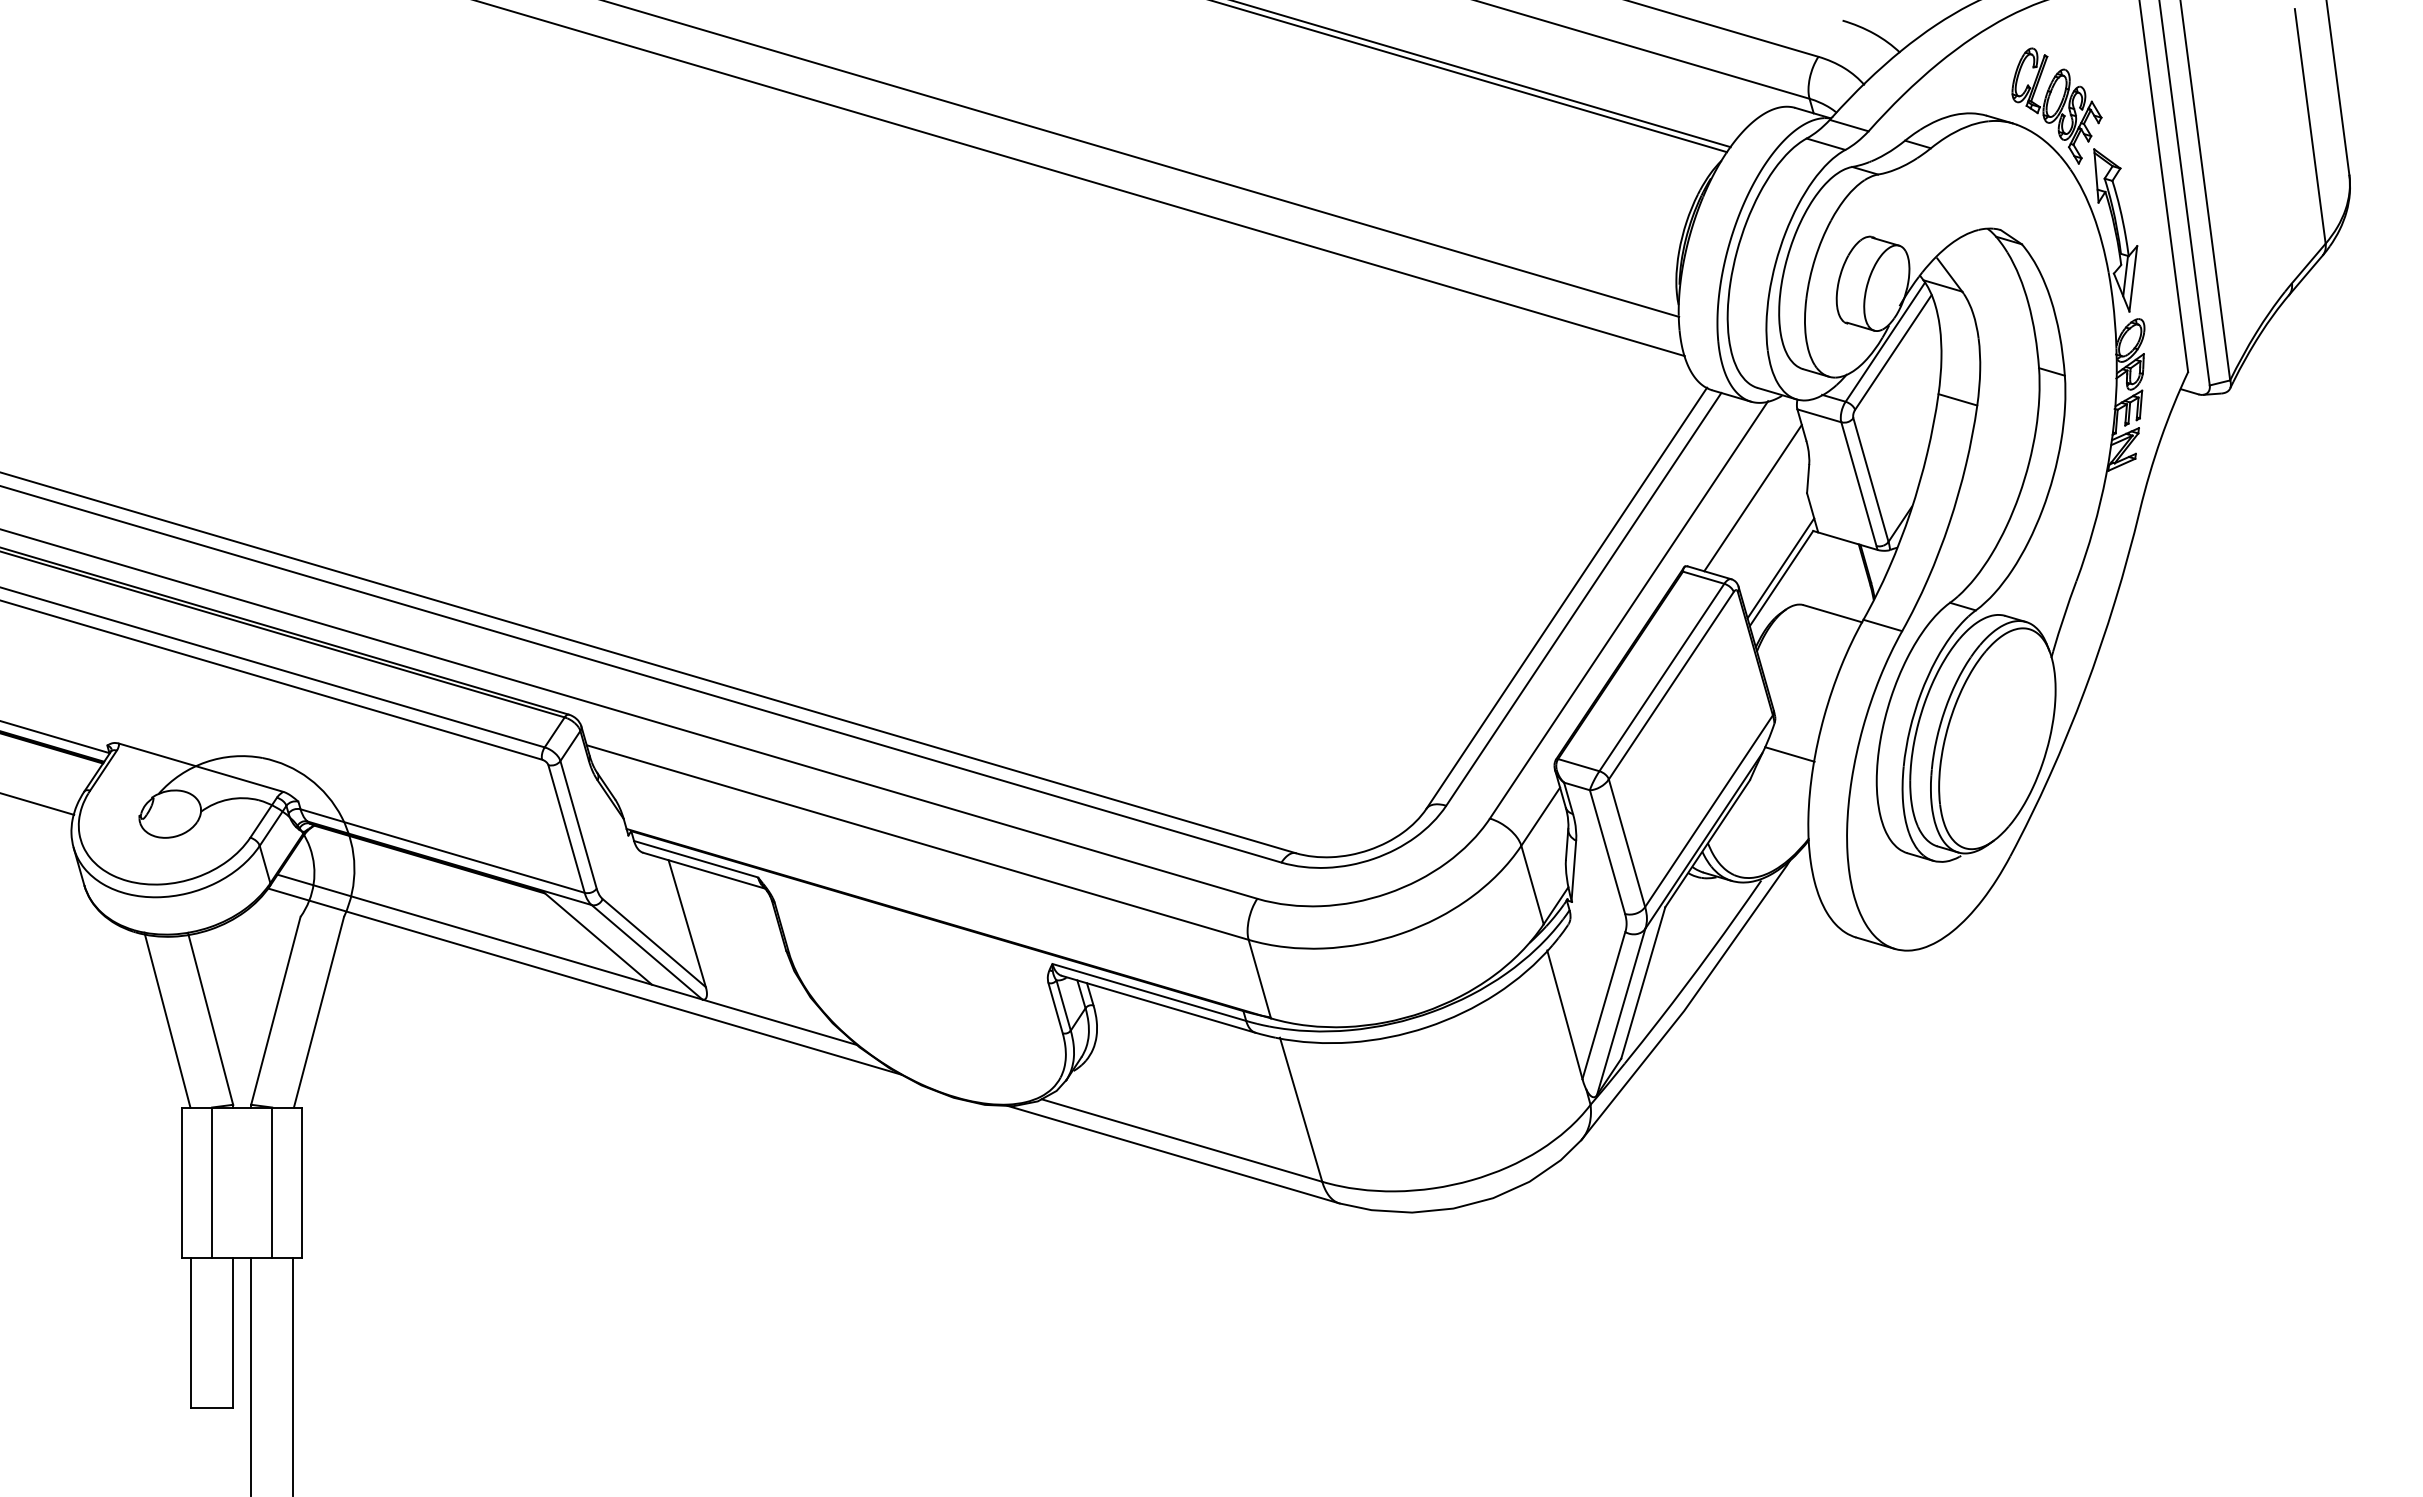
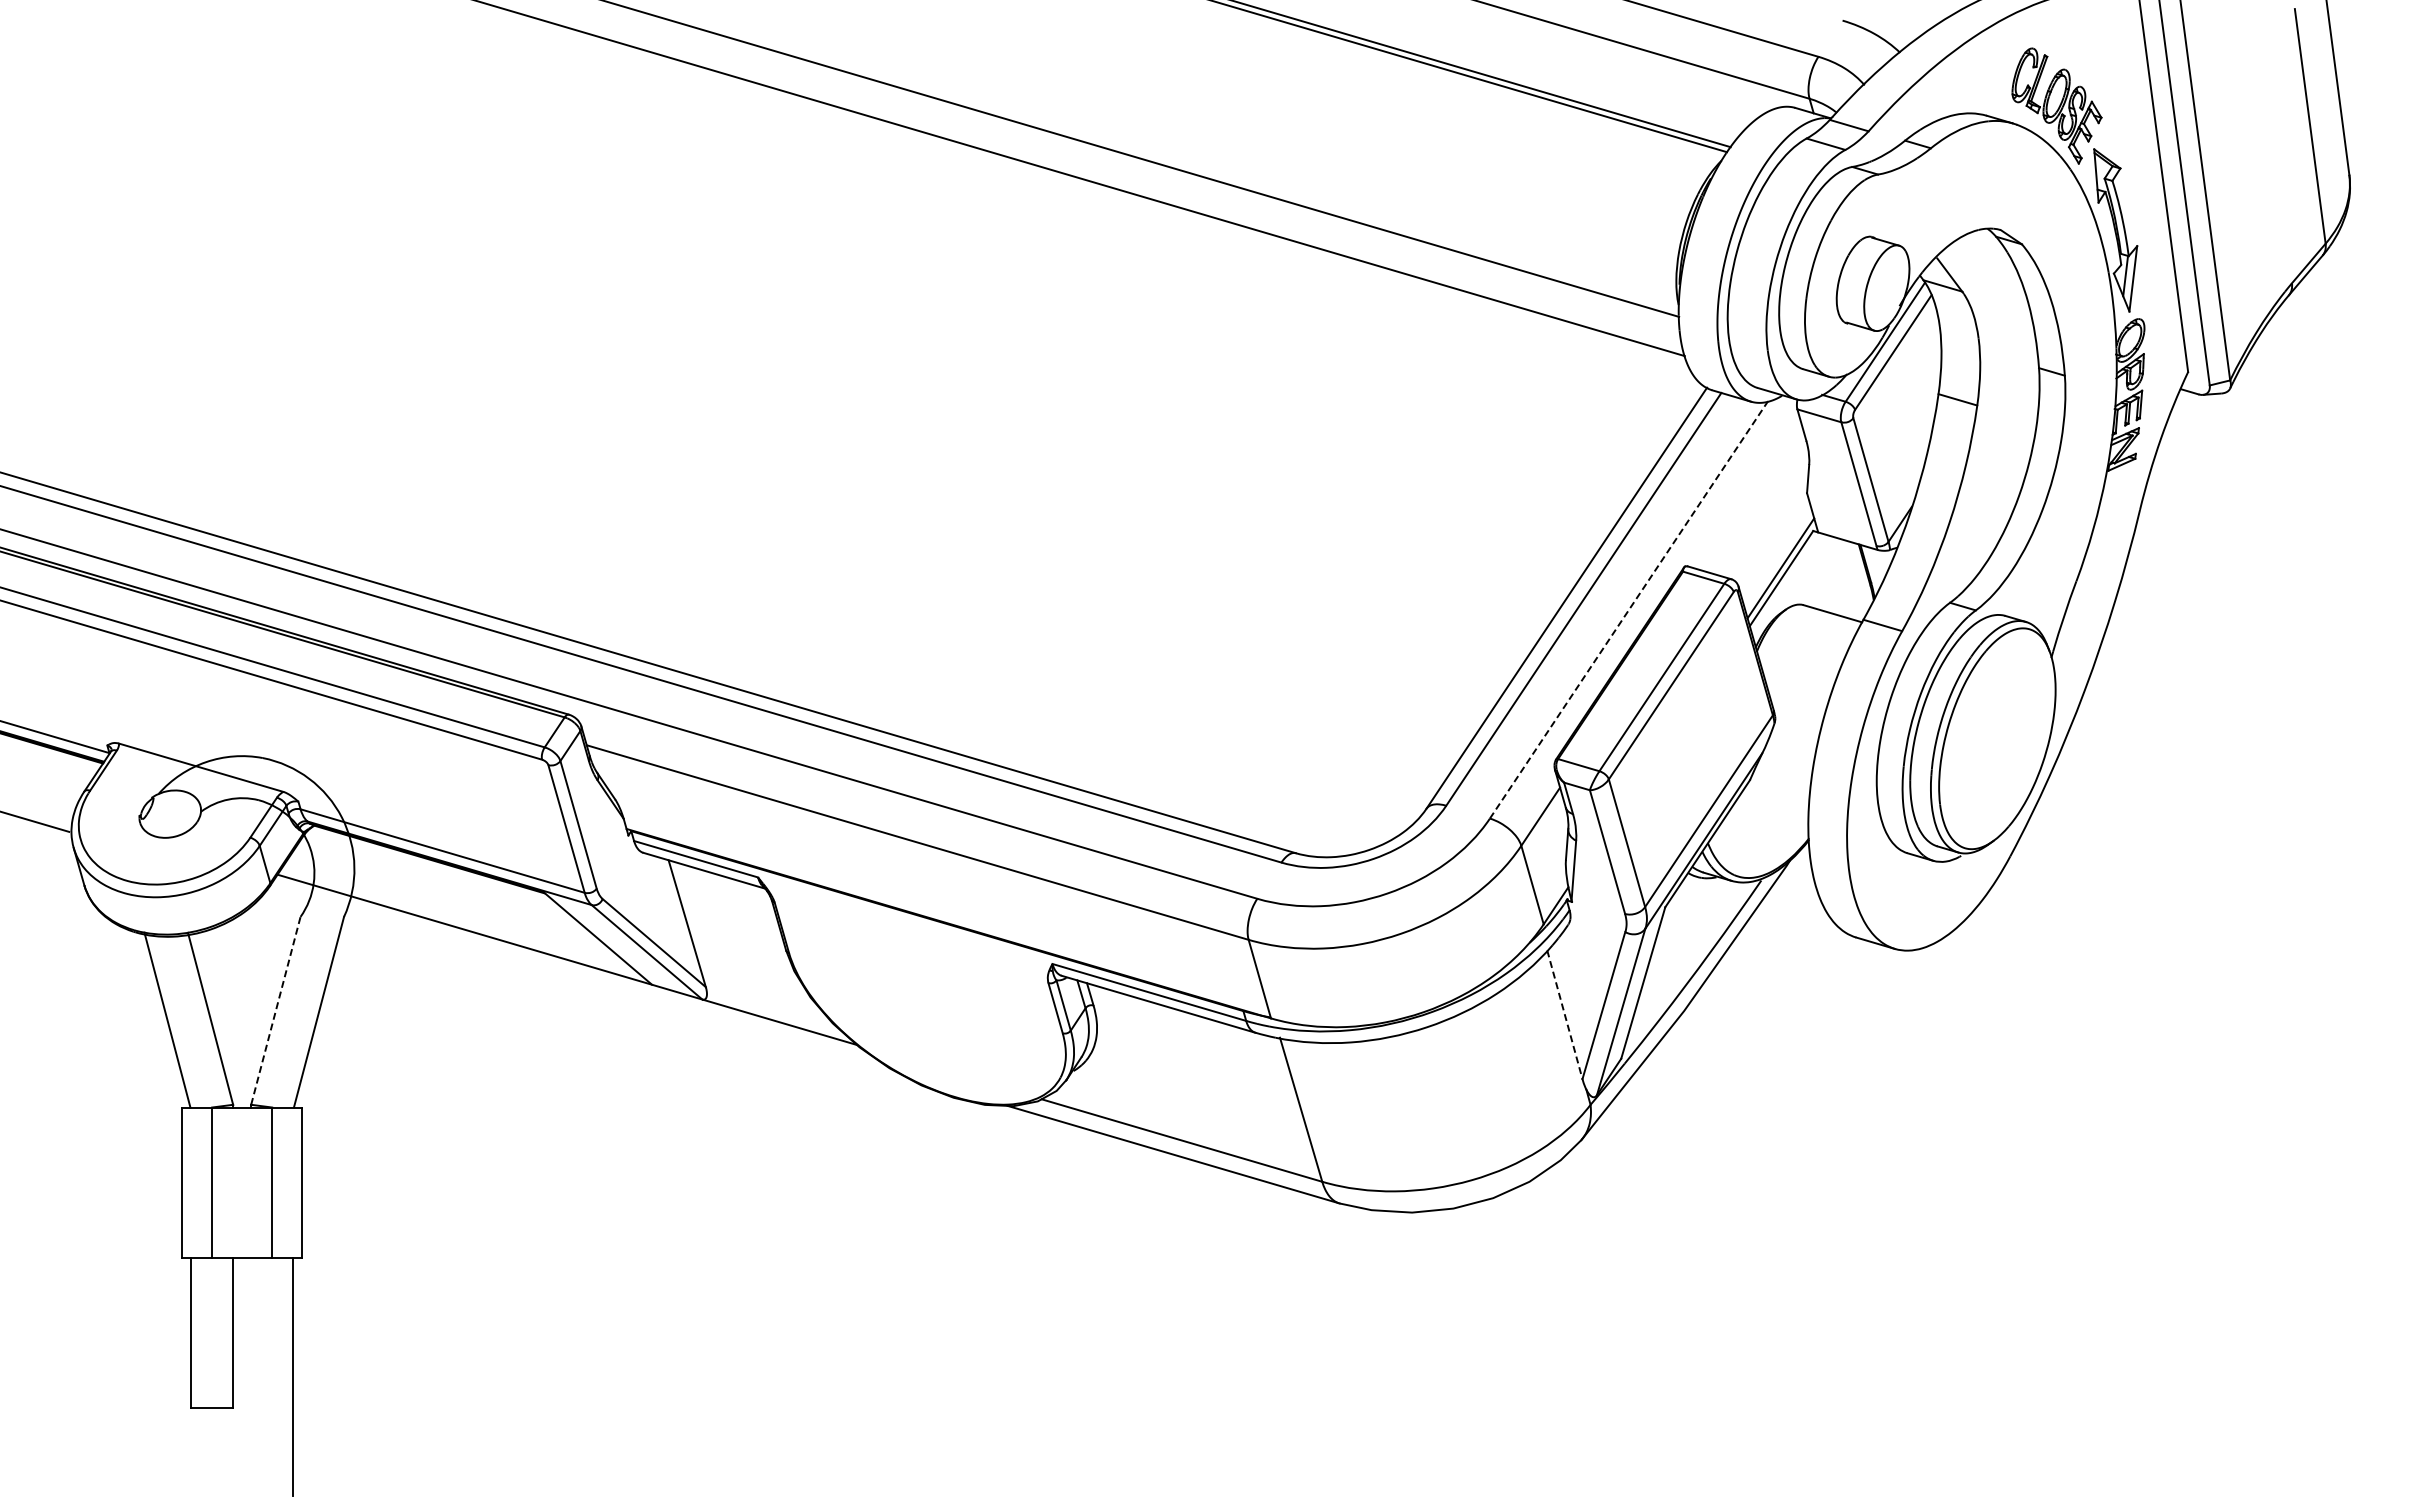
line: present -> none (1752, 497)
line: solid -> dashed (1629, 609)
line: present -> none (1789, 754)
line position: (38, 803) -> (35, 821) (35, 821)
line: present -> none (584, 981)
line: solid -> dashed (276, 1010)
line: solid -> dashed (1564, 1014)
line: present -> none (251, 1375)
